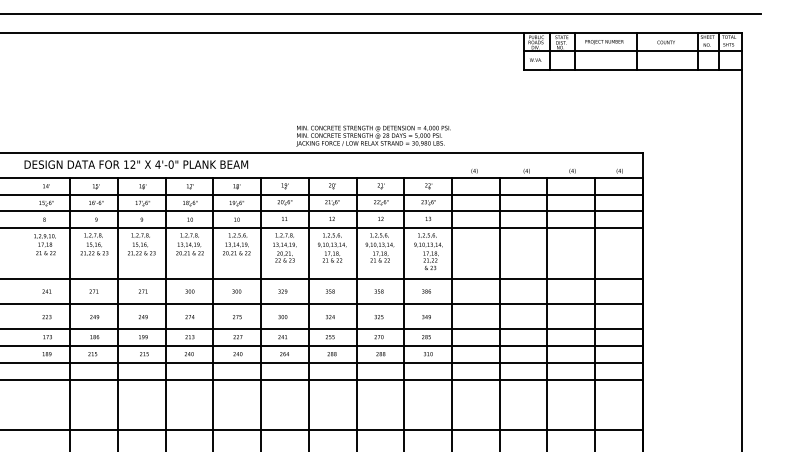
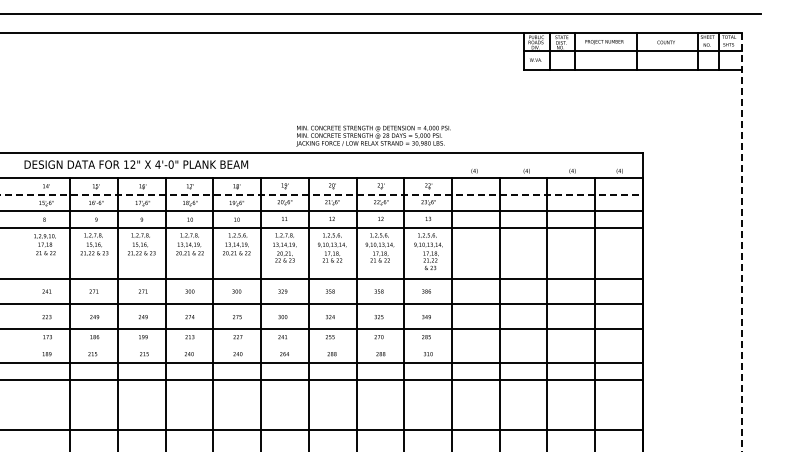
line: solid -> dashed (321, 194)
line: solid -> dashed (742, 242)
line: present -> none (322, 345)
